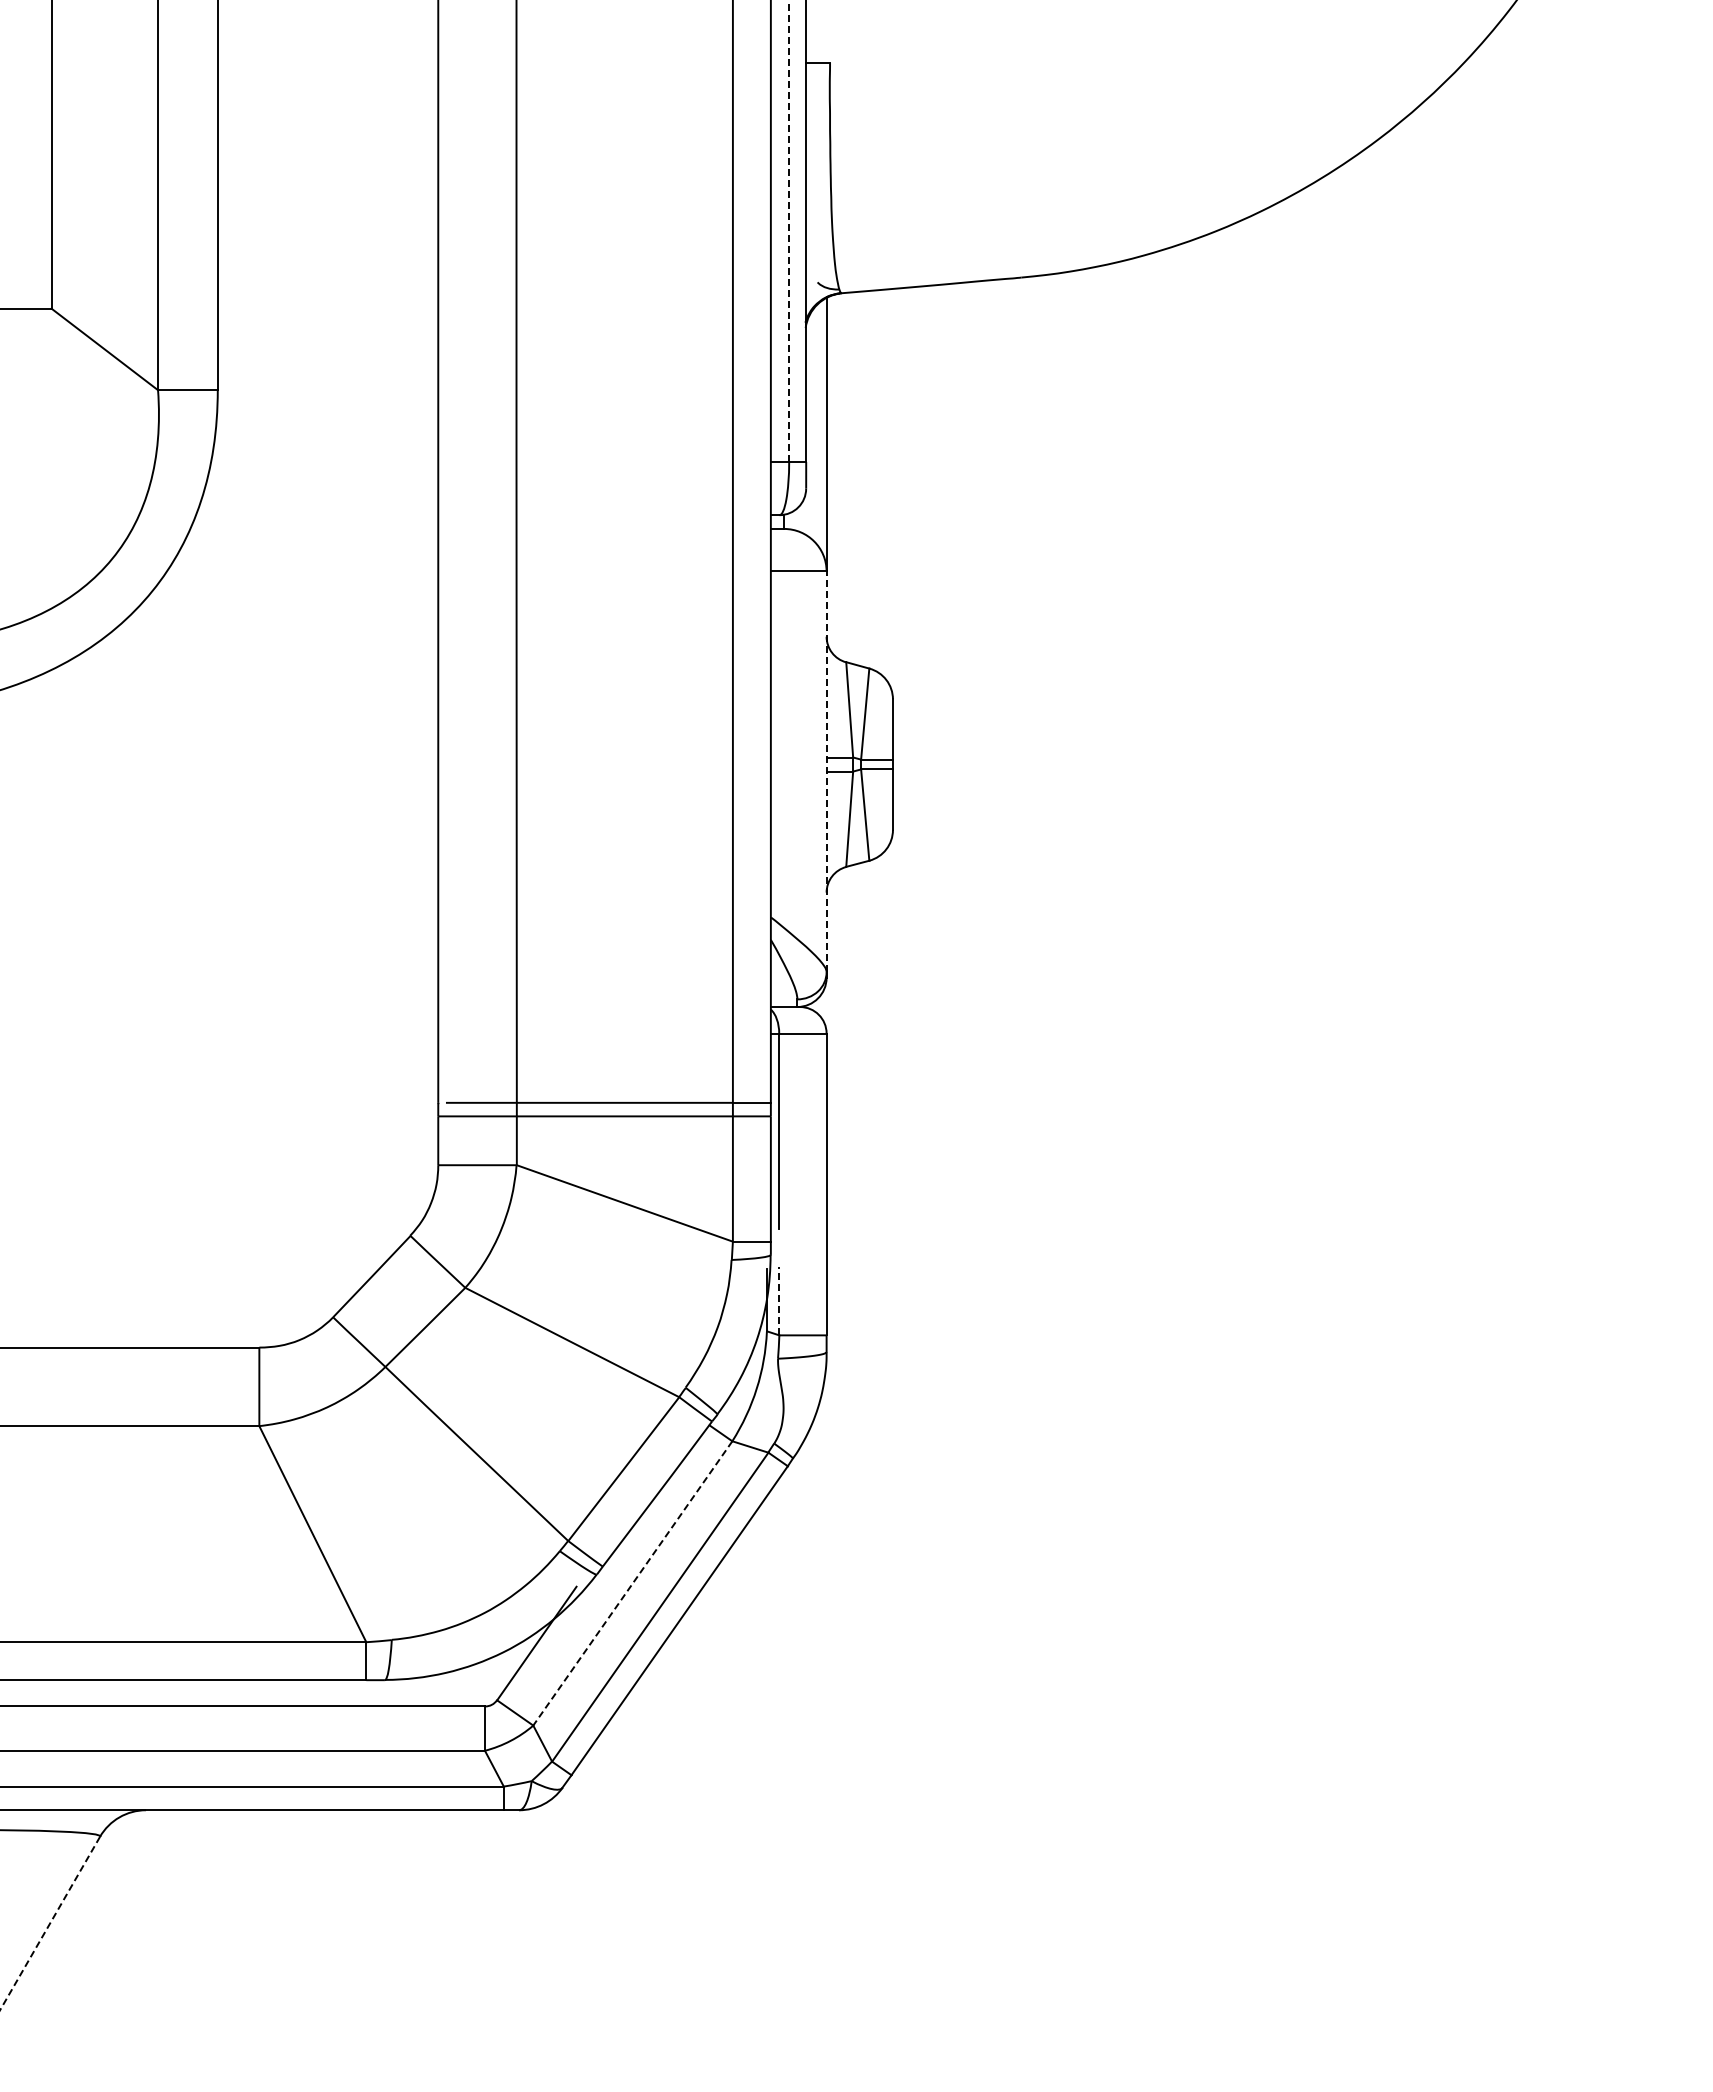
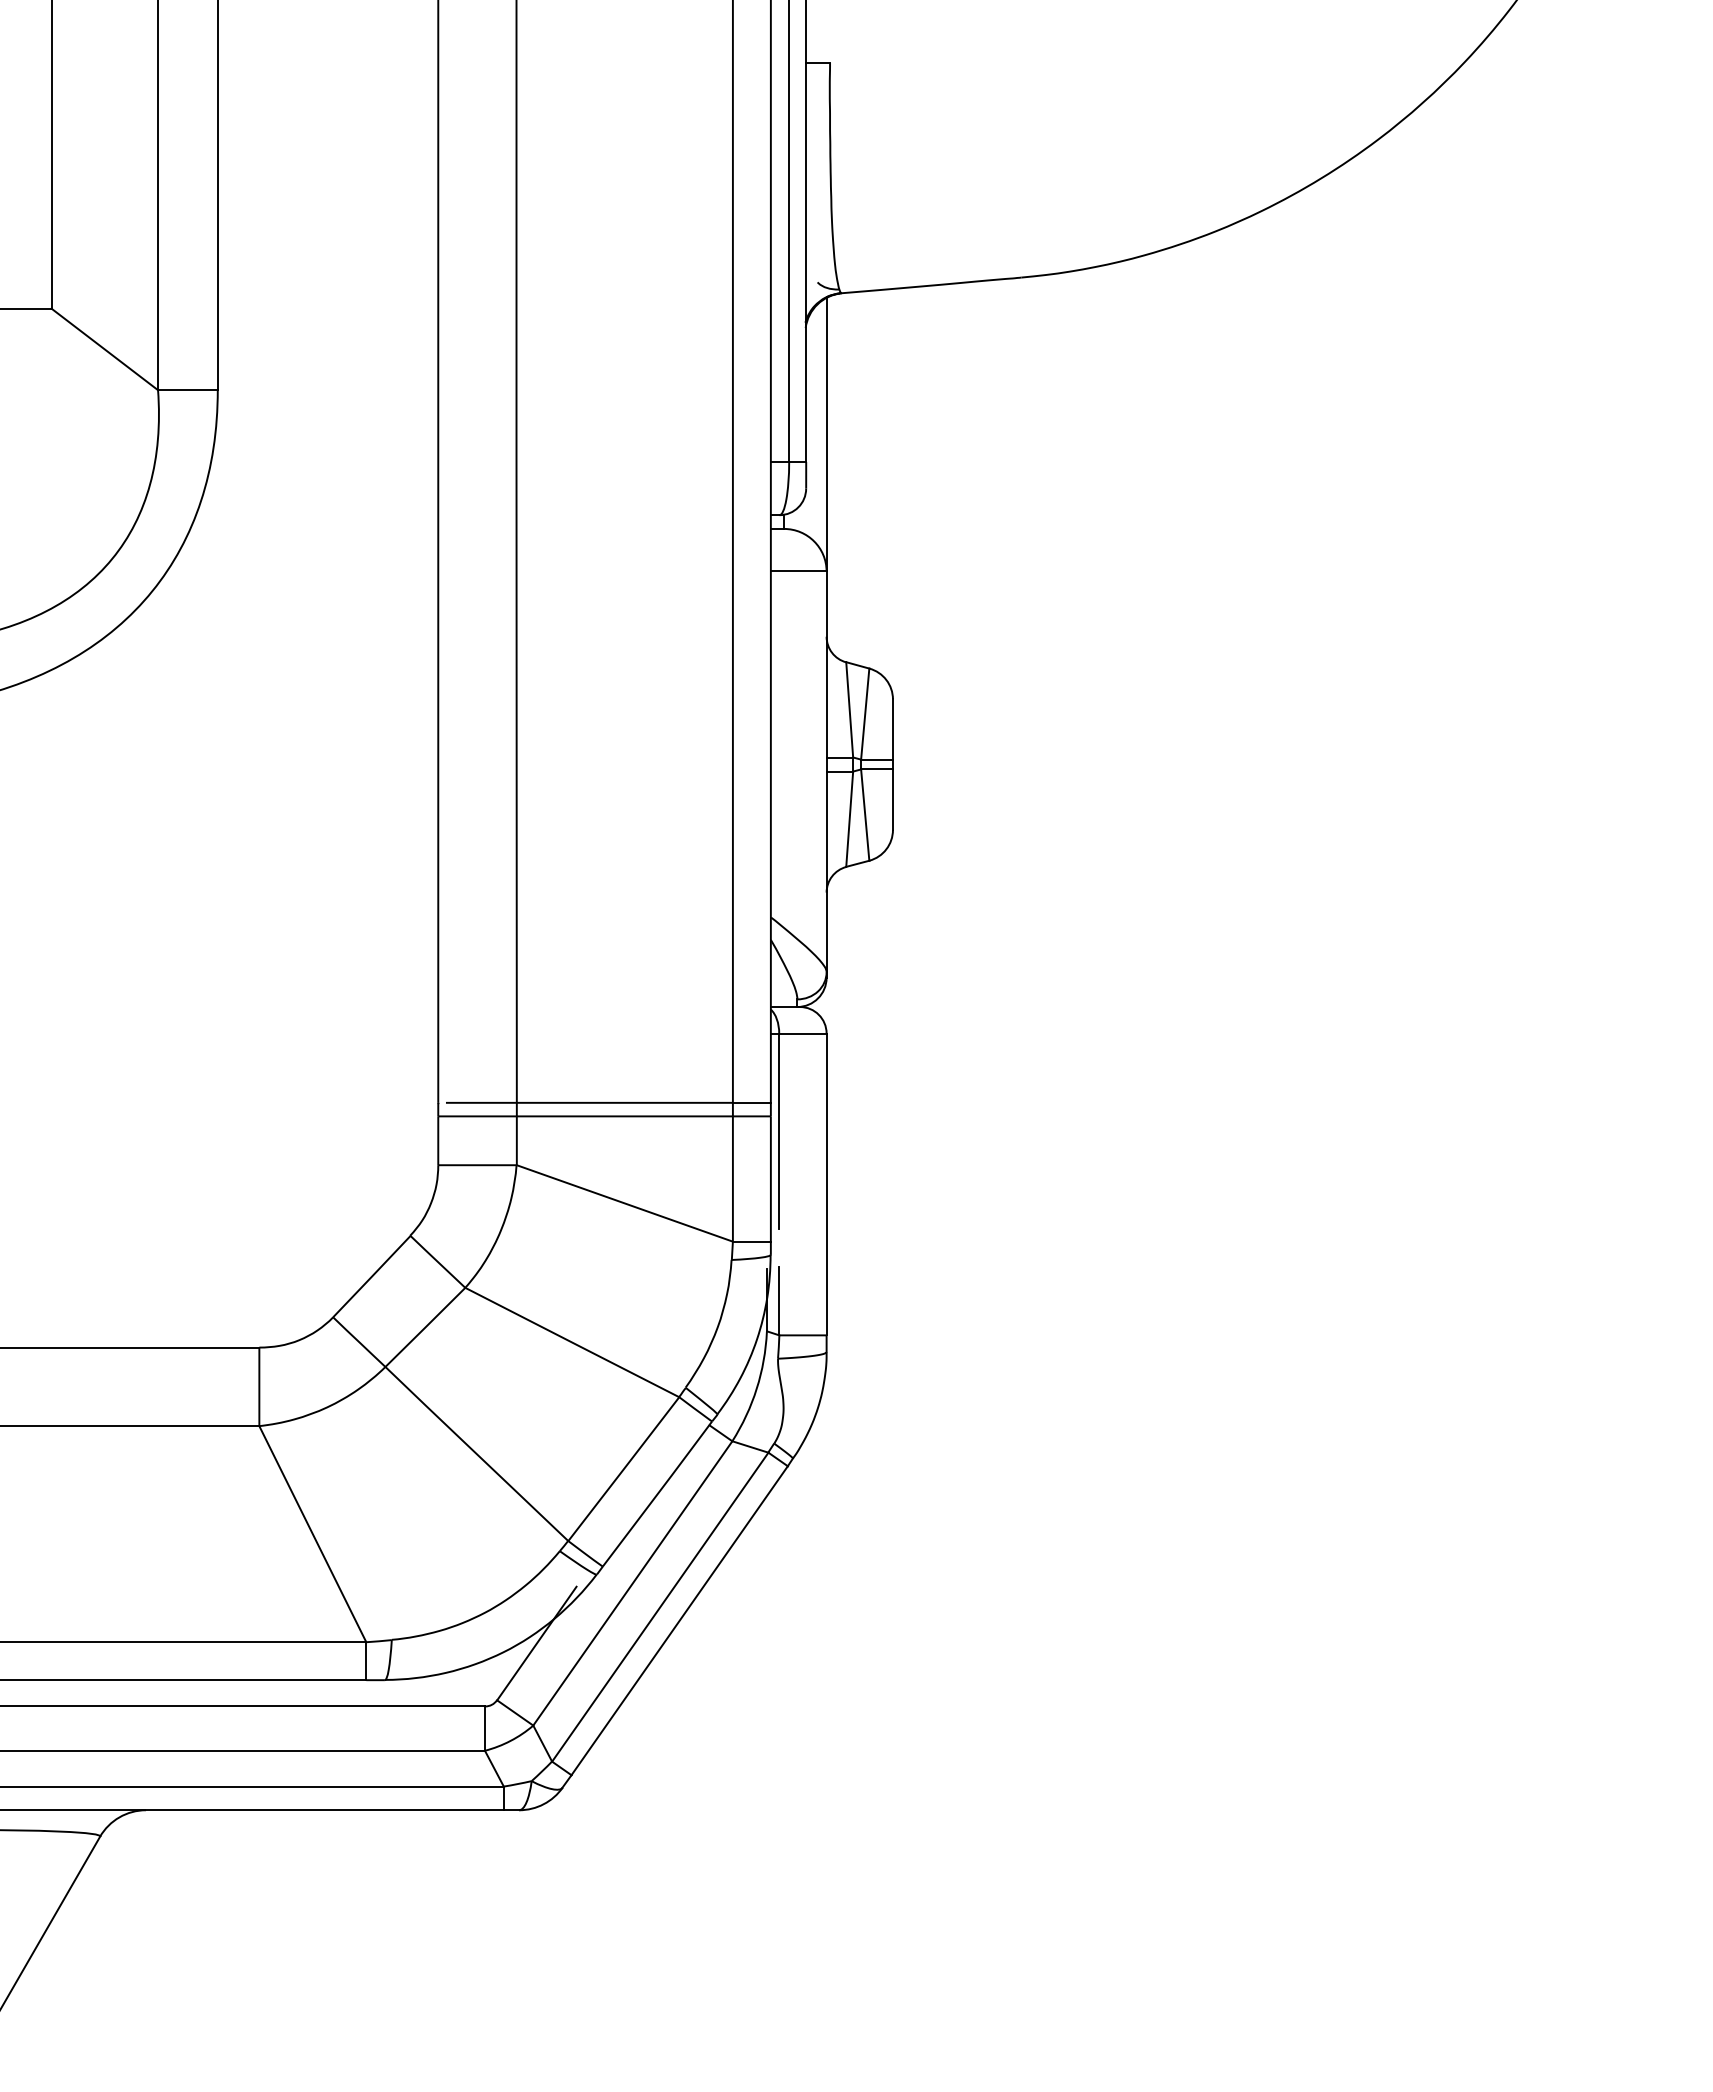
line: dashed -> solid (789, 231)
line: dashed -> solid (826, 771)
line: dashed -> solid (779, 1300)
line: dashed -> solid (632, 1583)
line: dashed -> solid (49, 1923)
